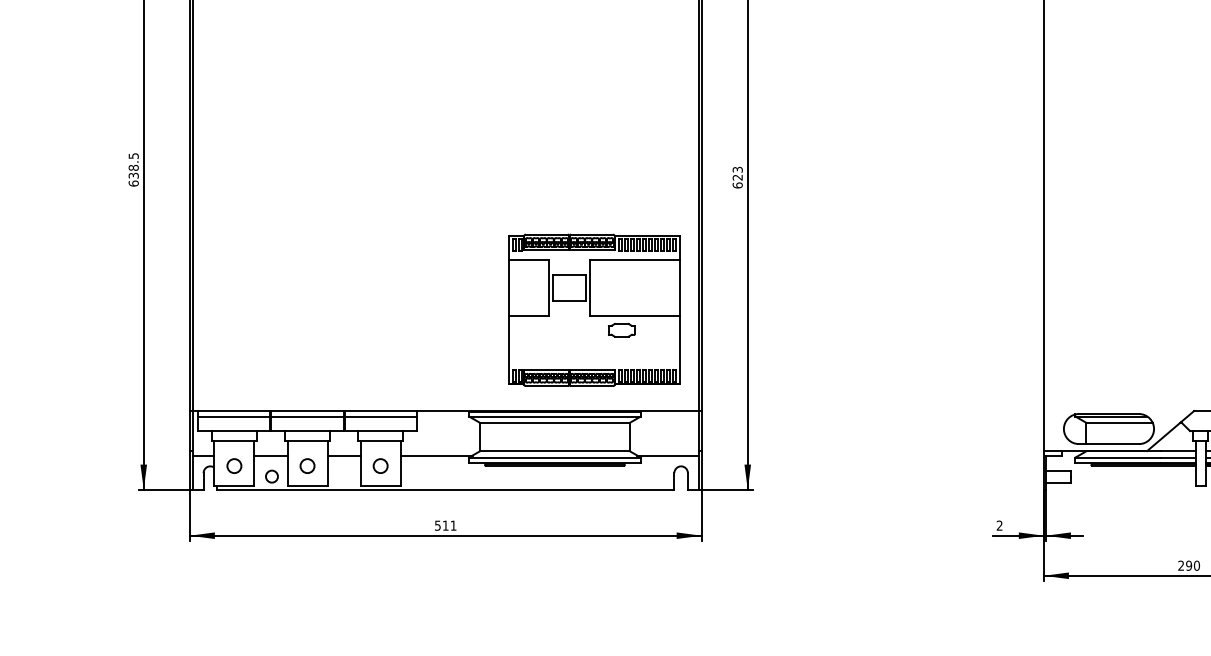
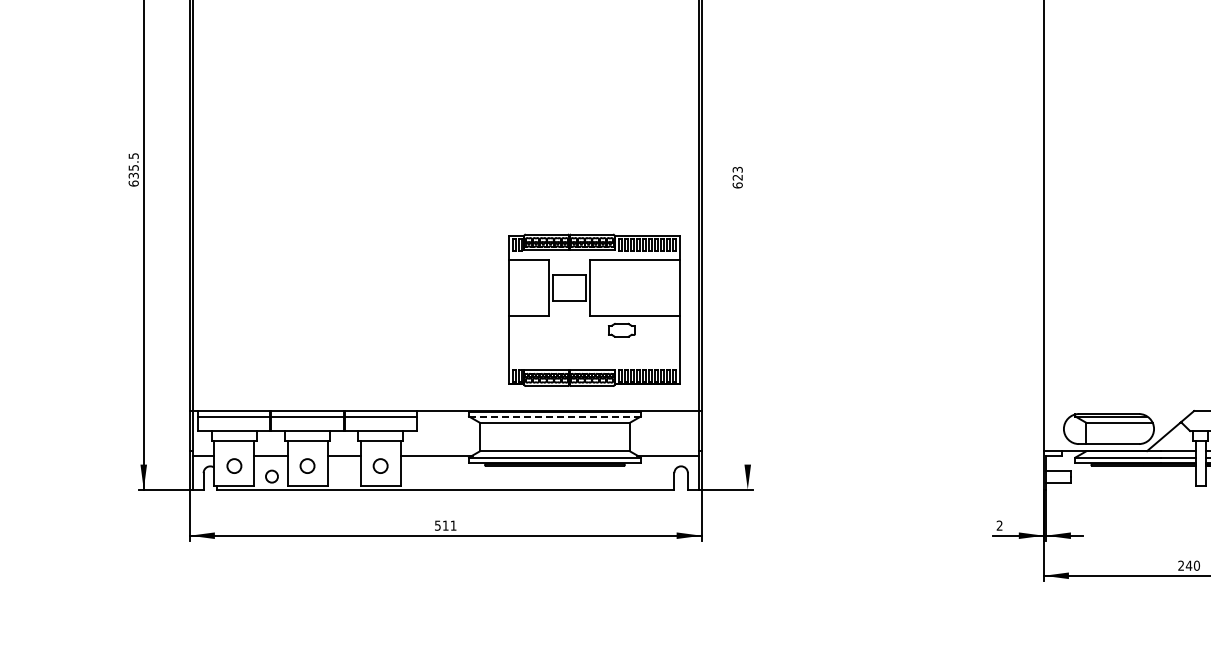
text: 638.5 -> 635.5 (133, 167)
line: present -> none (747, 245)
line: solid -> dashed (554, 416)
text: 290 -> 240 (1188, 565)
